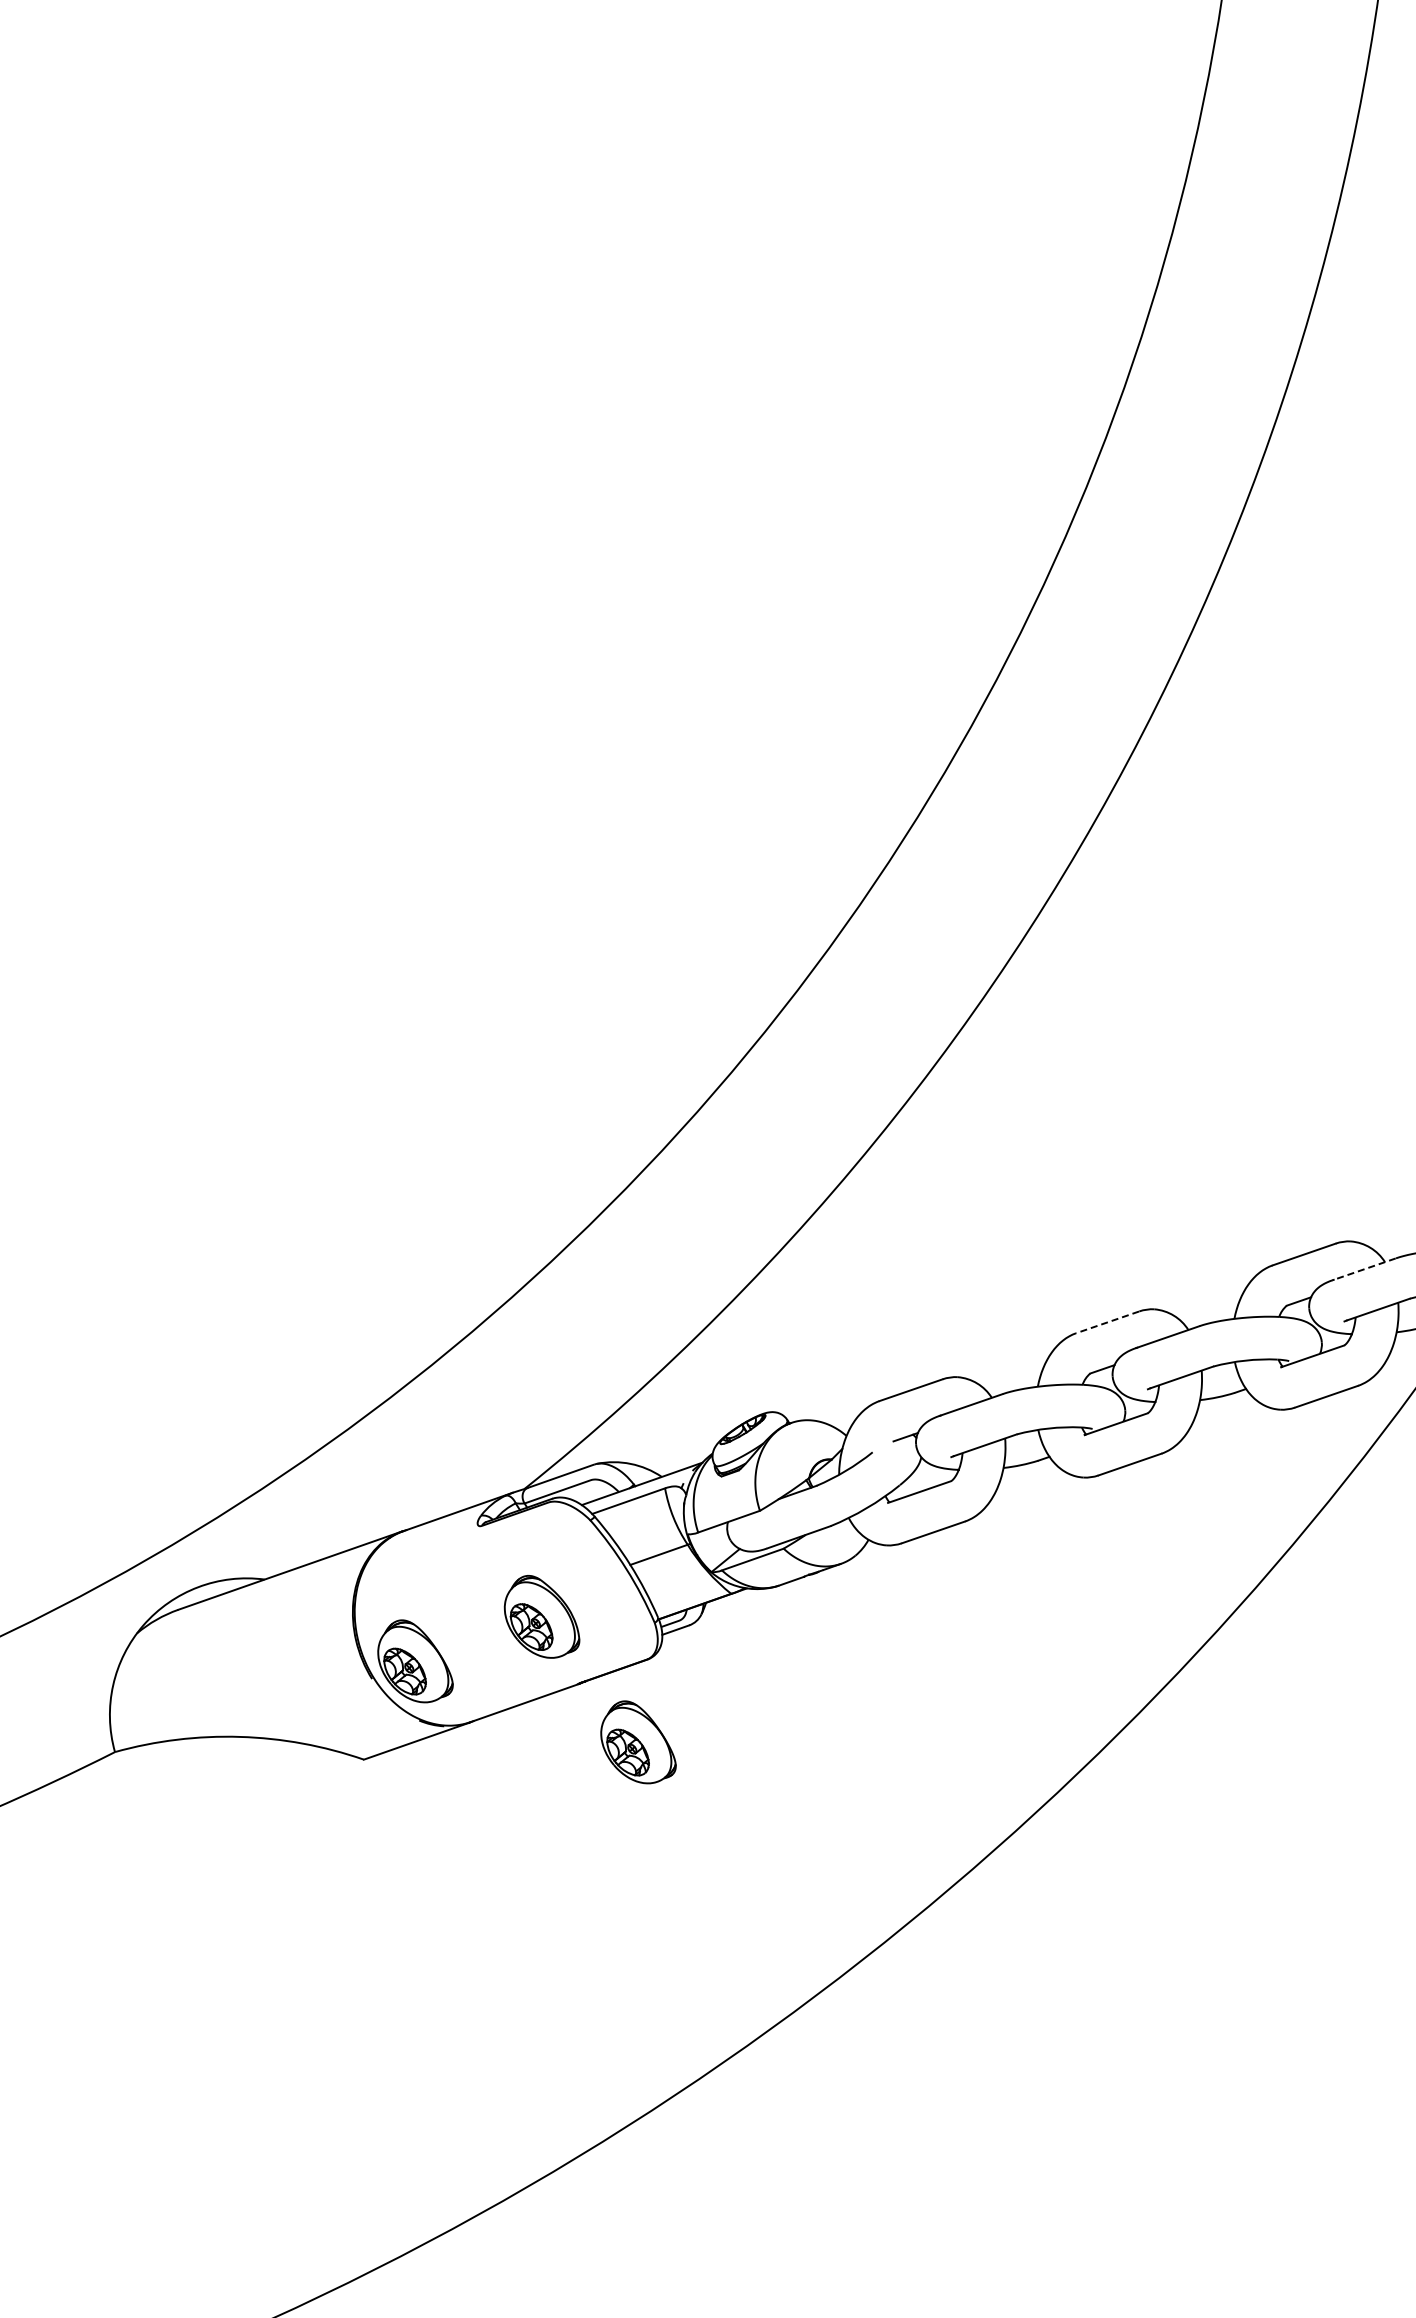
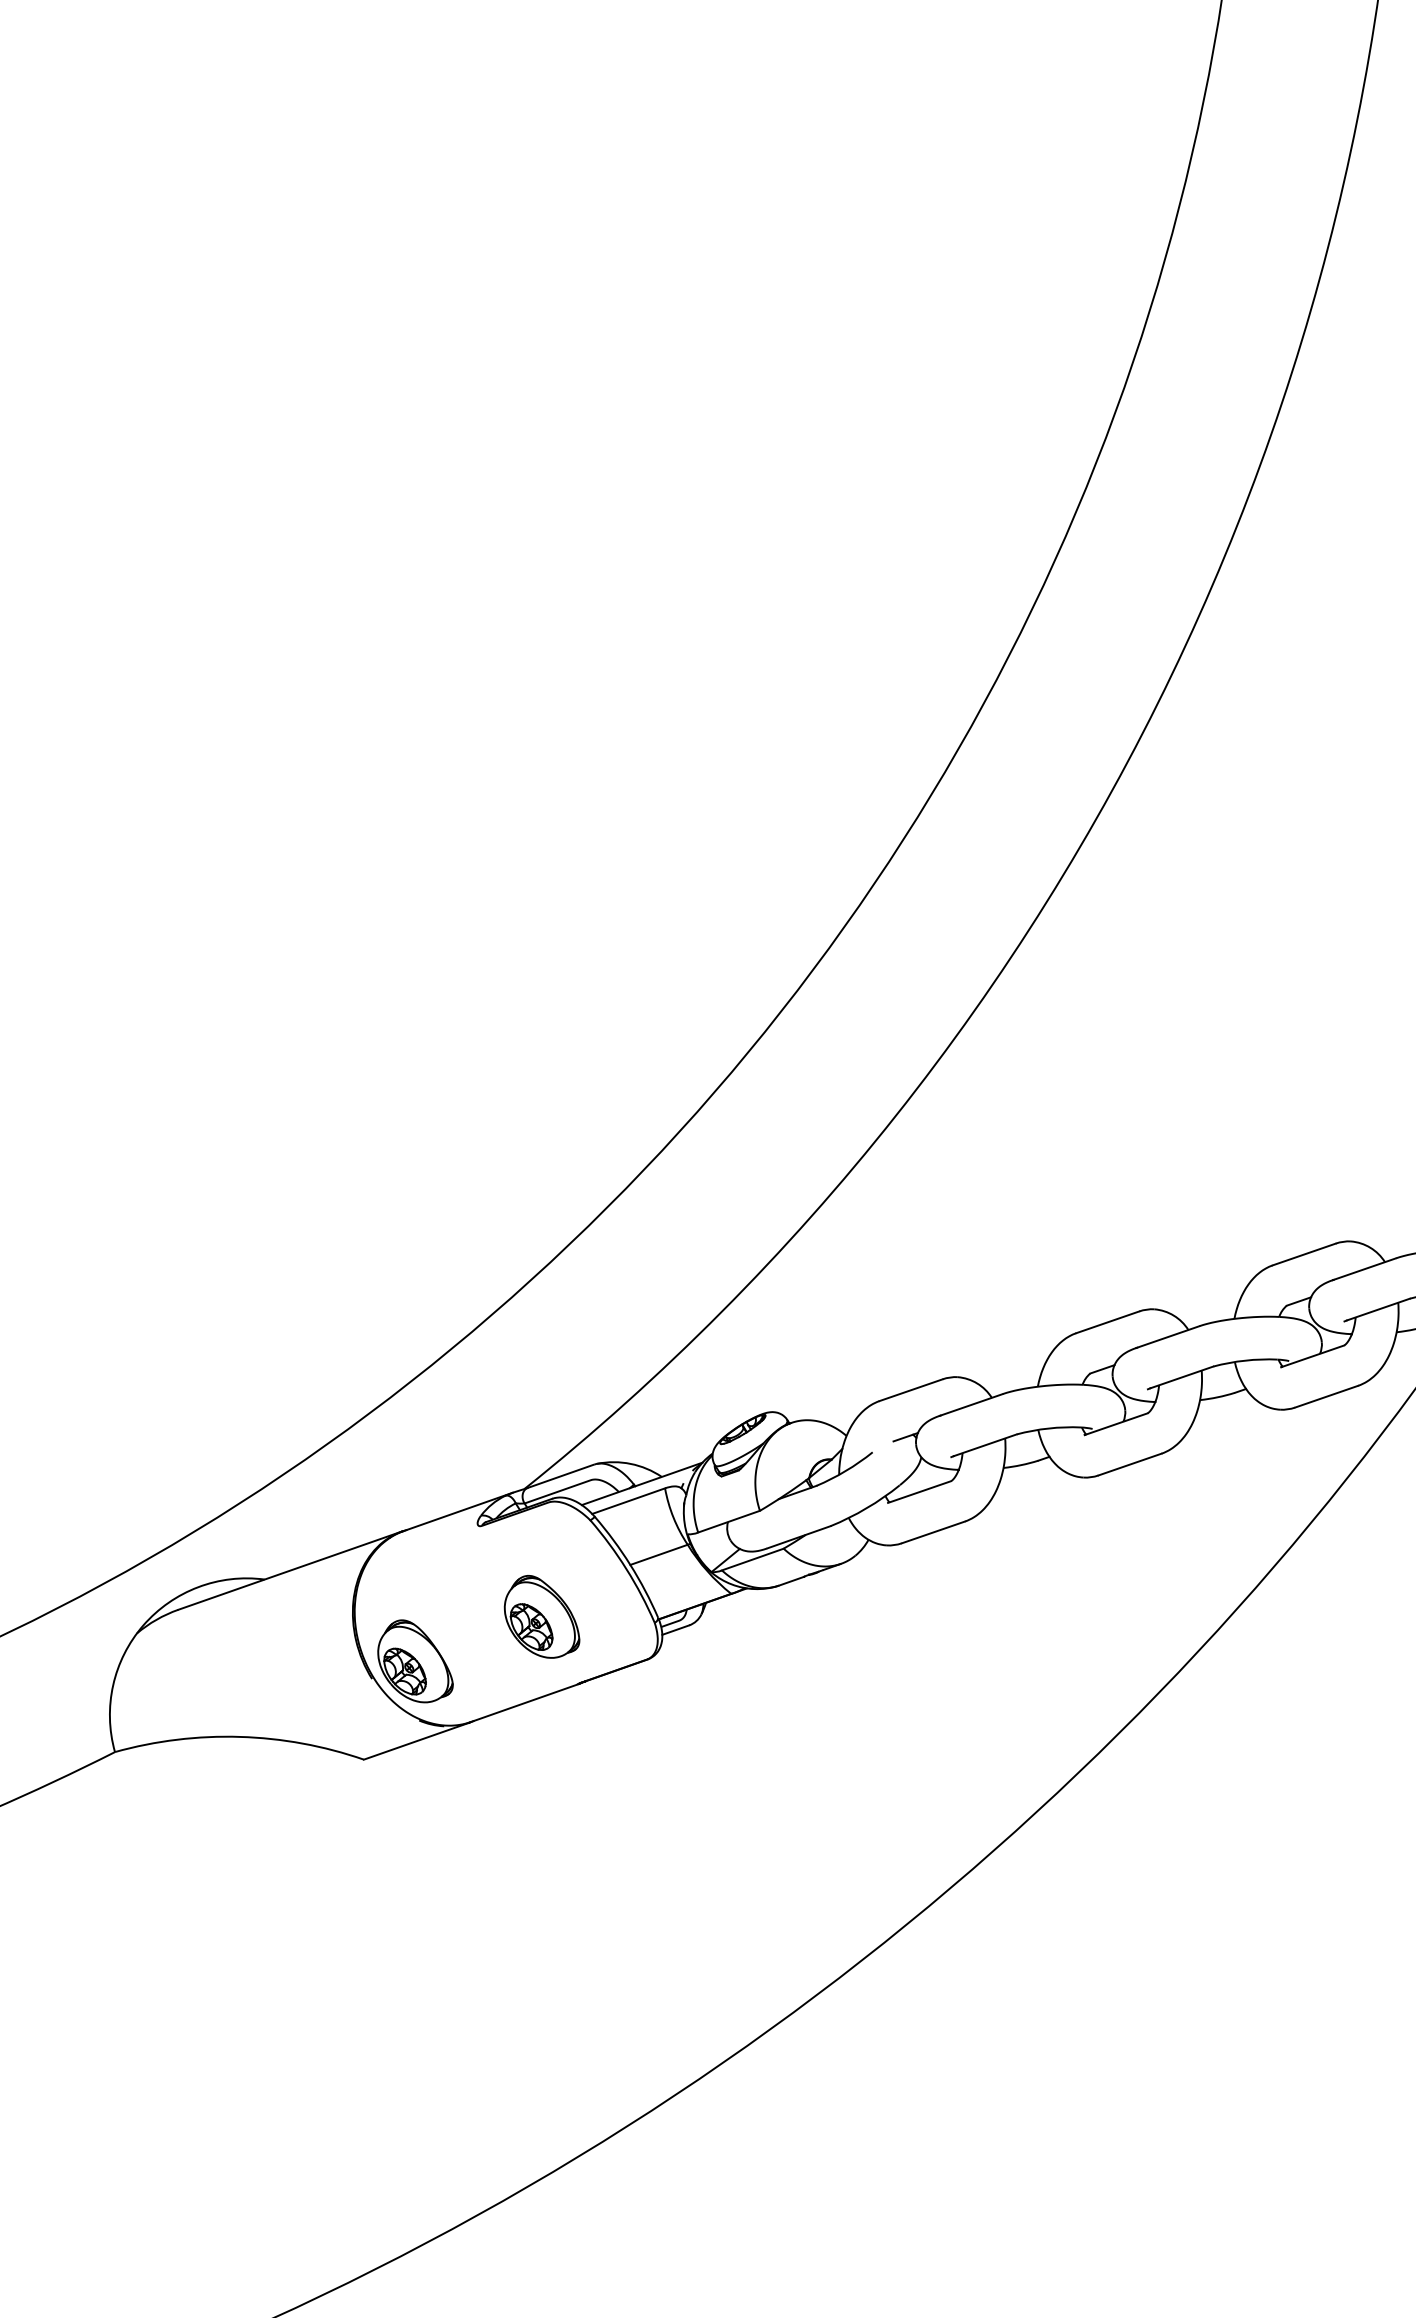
line: dashed -> solid (1363, 1269)
line: dashed -> solid (1107, 1322)
part: present -> none (638, 1742)
